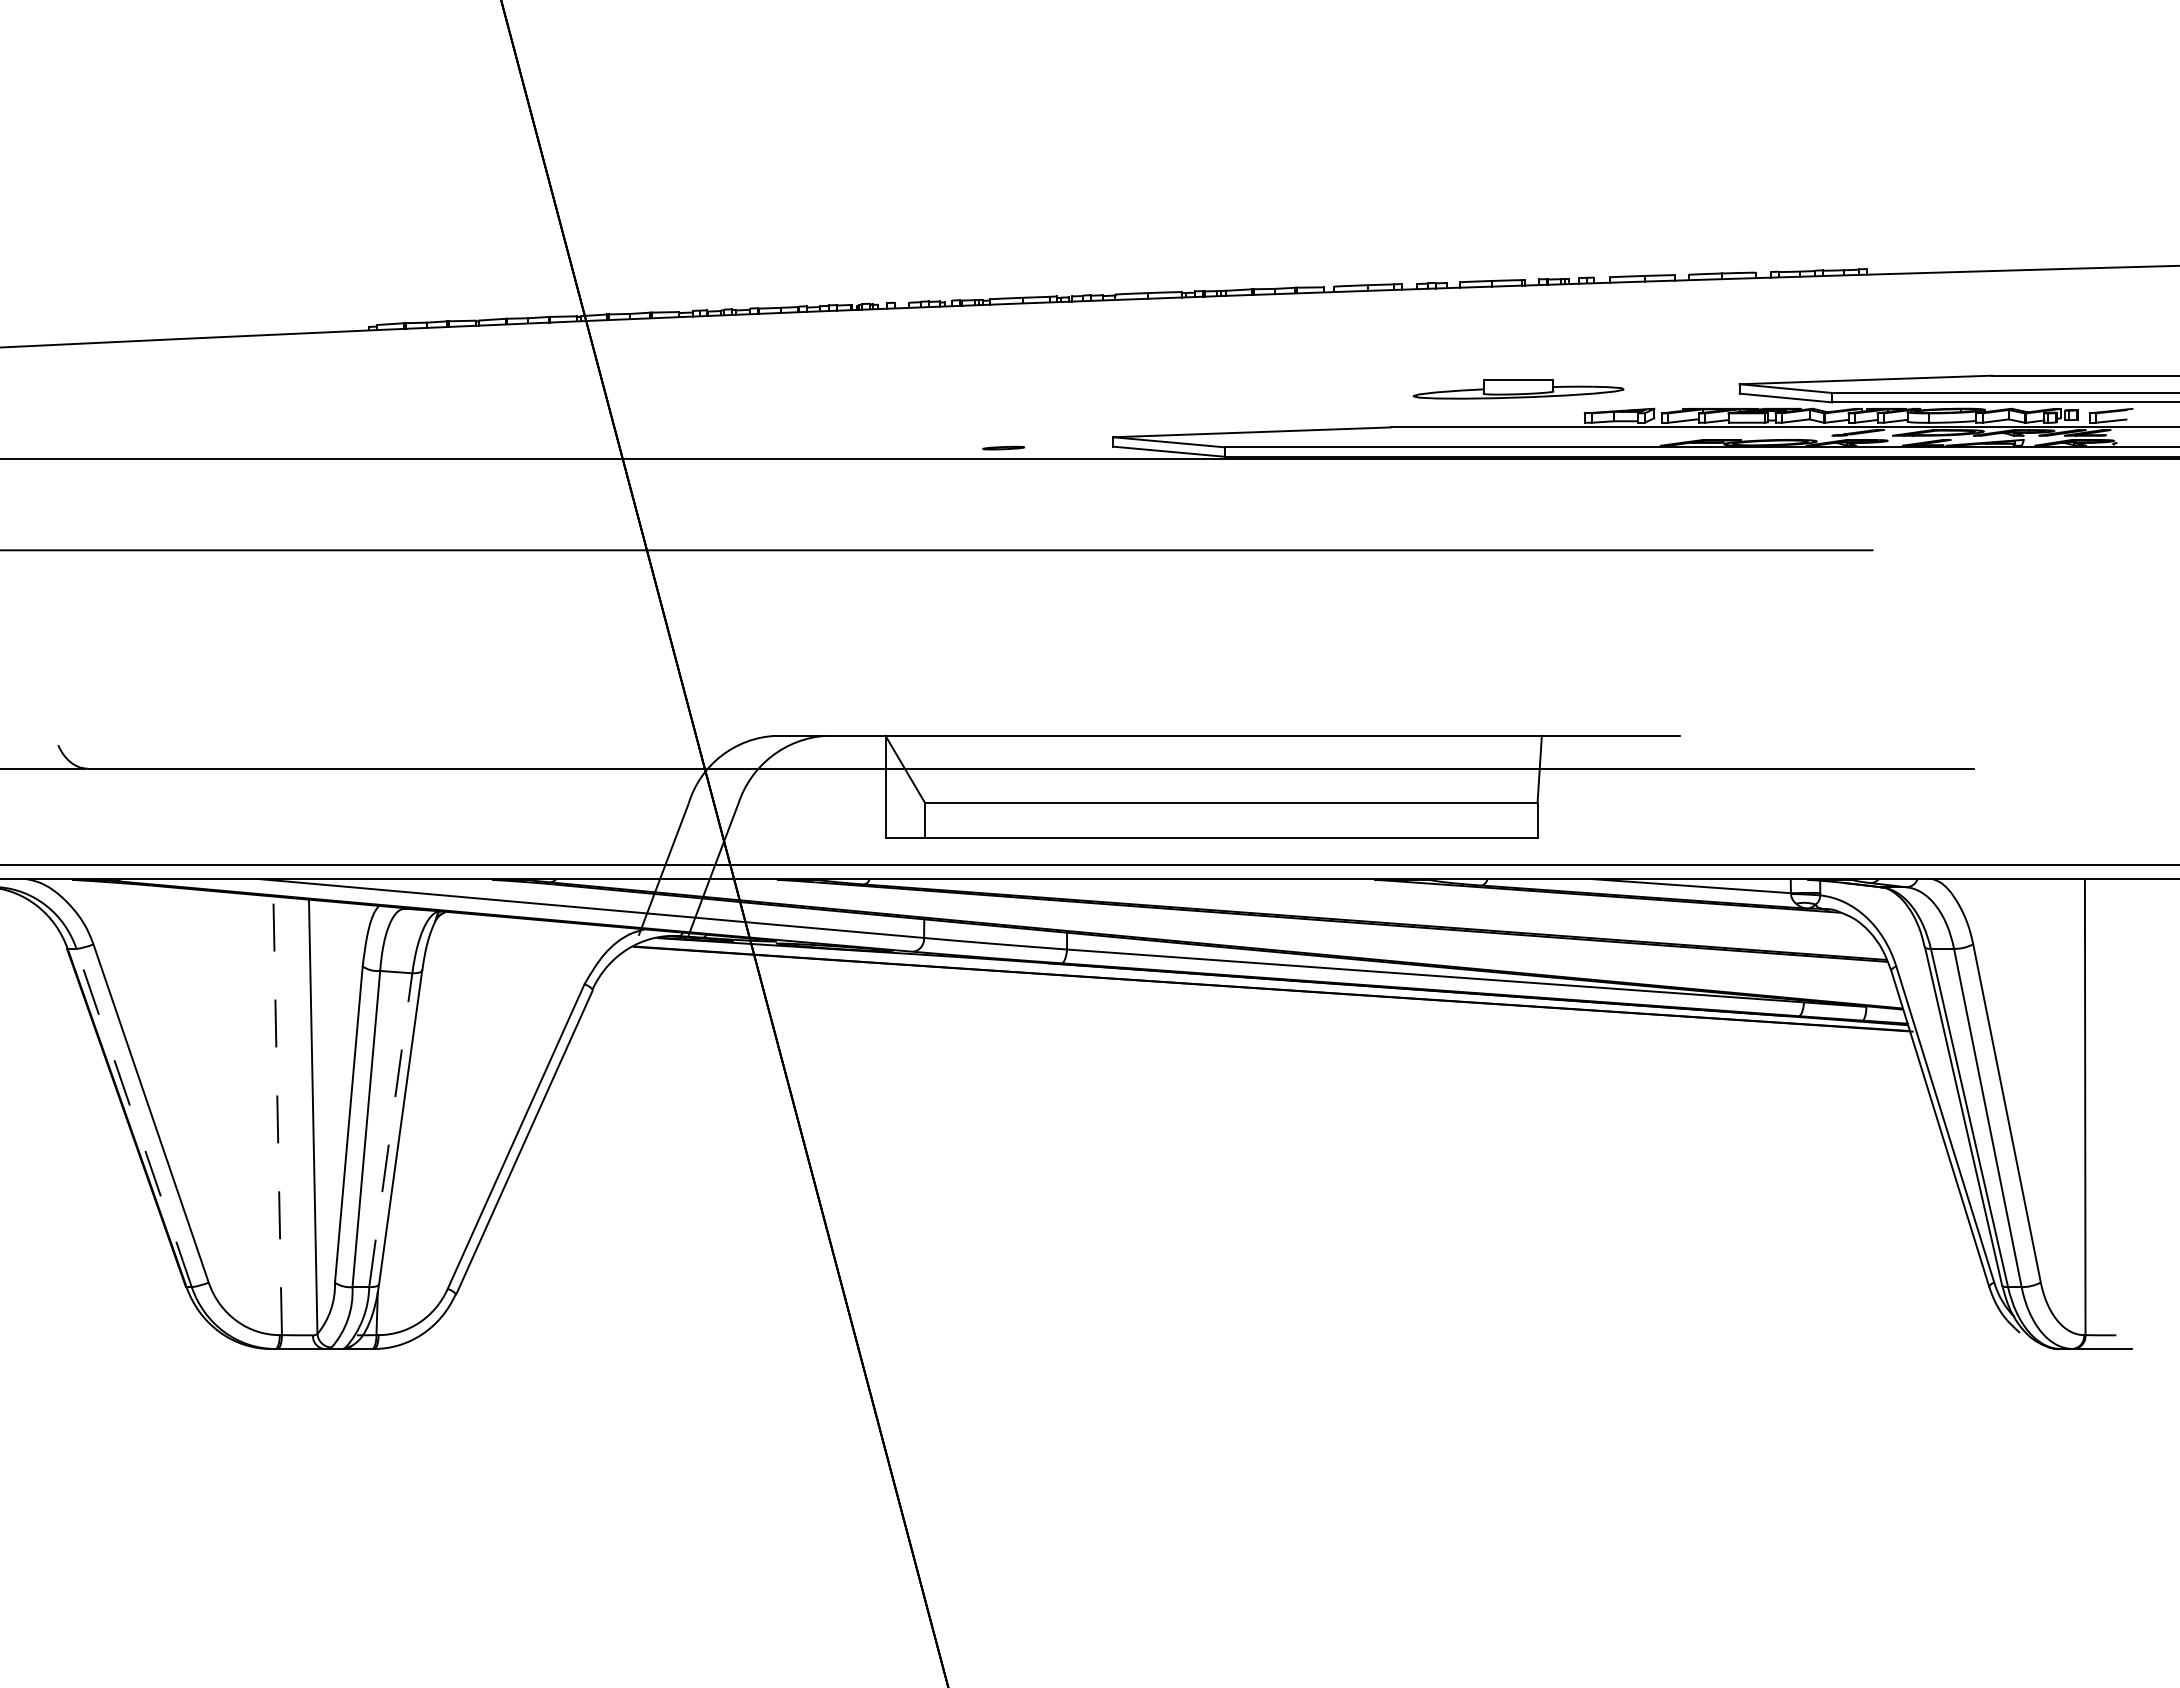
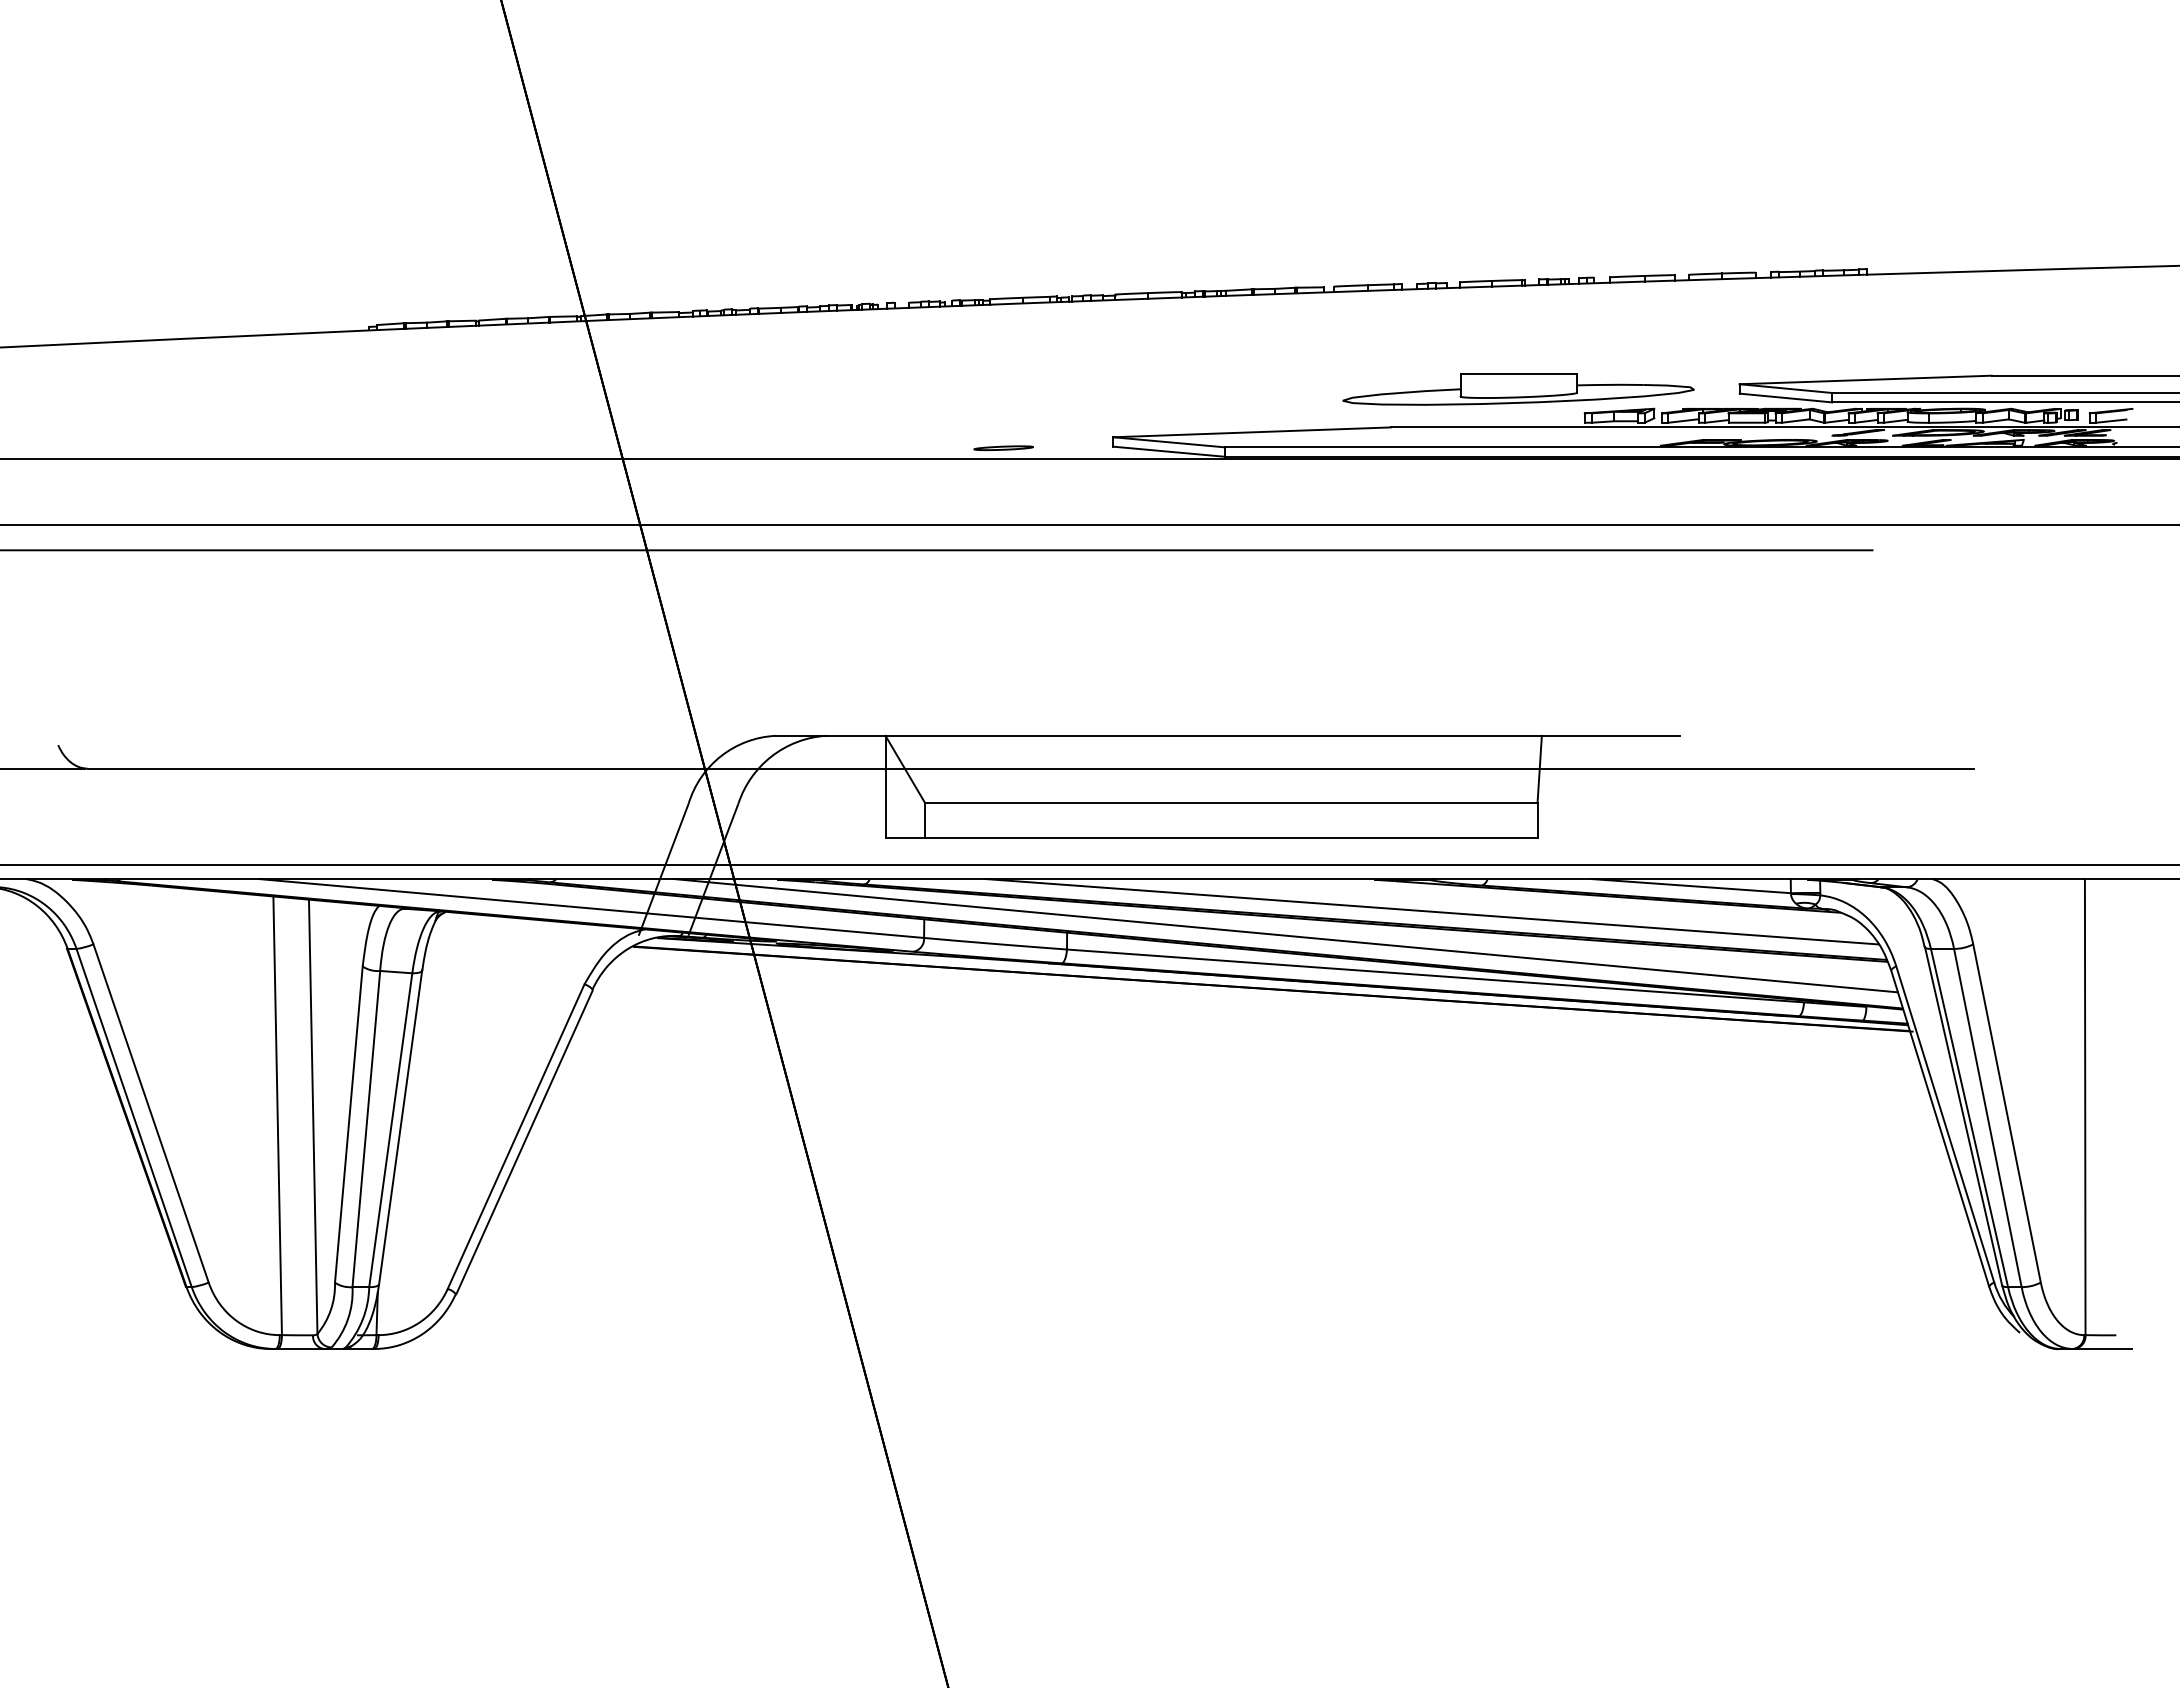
part size: 213x21 px -> 353x33 px (1518, 389)
part size: 43x6 px -> 61x6 px (1003, 447)
line: none -> present (1089, 525)
line: none -> present (1431, 911)
line: none -> present (1285, 935)
line: dashed -> solid (277, 1115)
line: dashed -> solid (134, 1118)
line: dashed -> solid (390, 1129)
